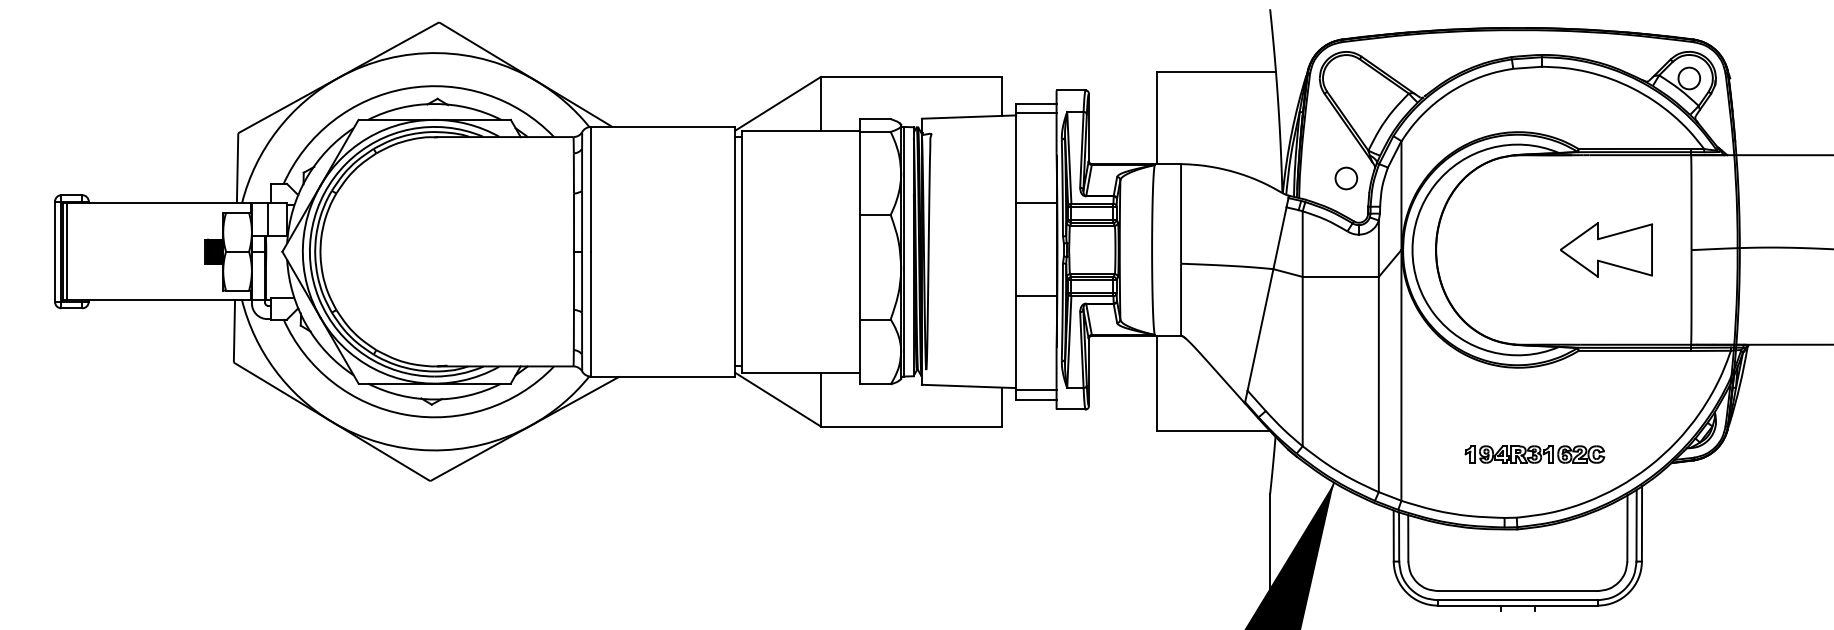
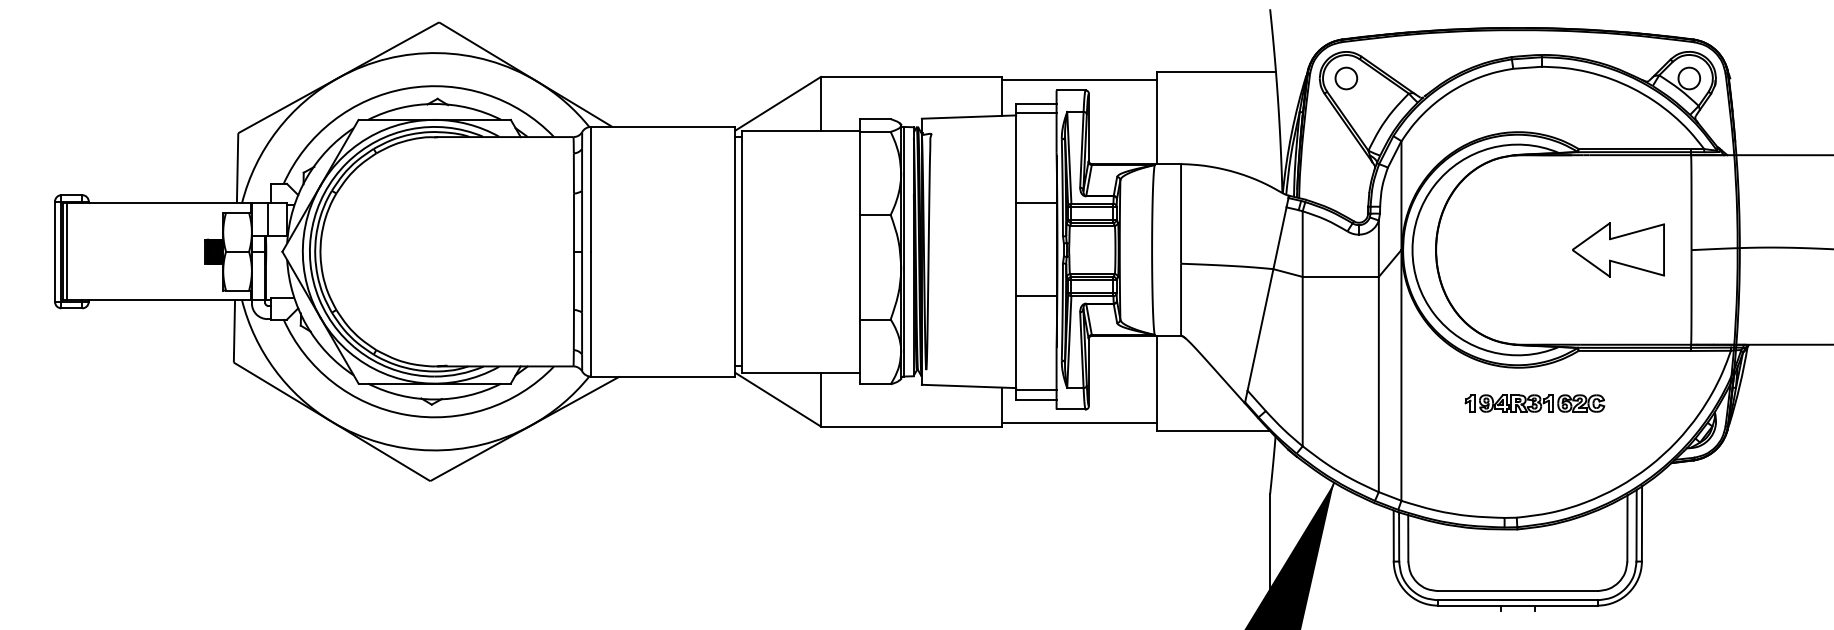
line: none -> present (1078, 80)
circle position: (1346, 178) -> (1346, 78) (1346, 78)
part position: (1606, 249) -> (1618, 249) (1618, 249)
line: none -> present (1078, 423)
part position: (1534, 454) -> (1534, 403) (1534, 403)
